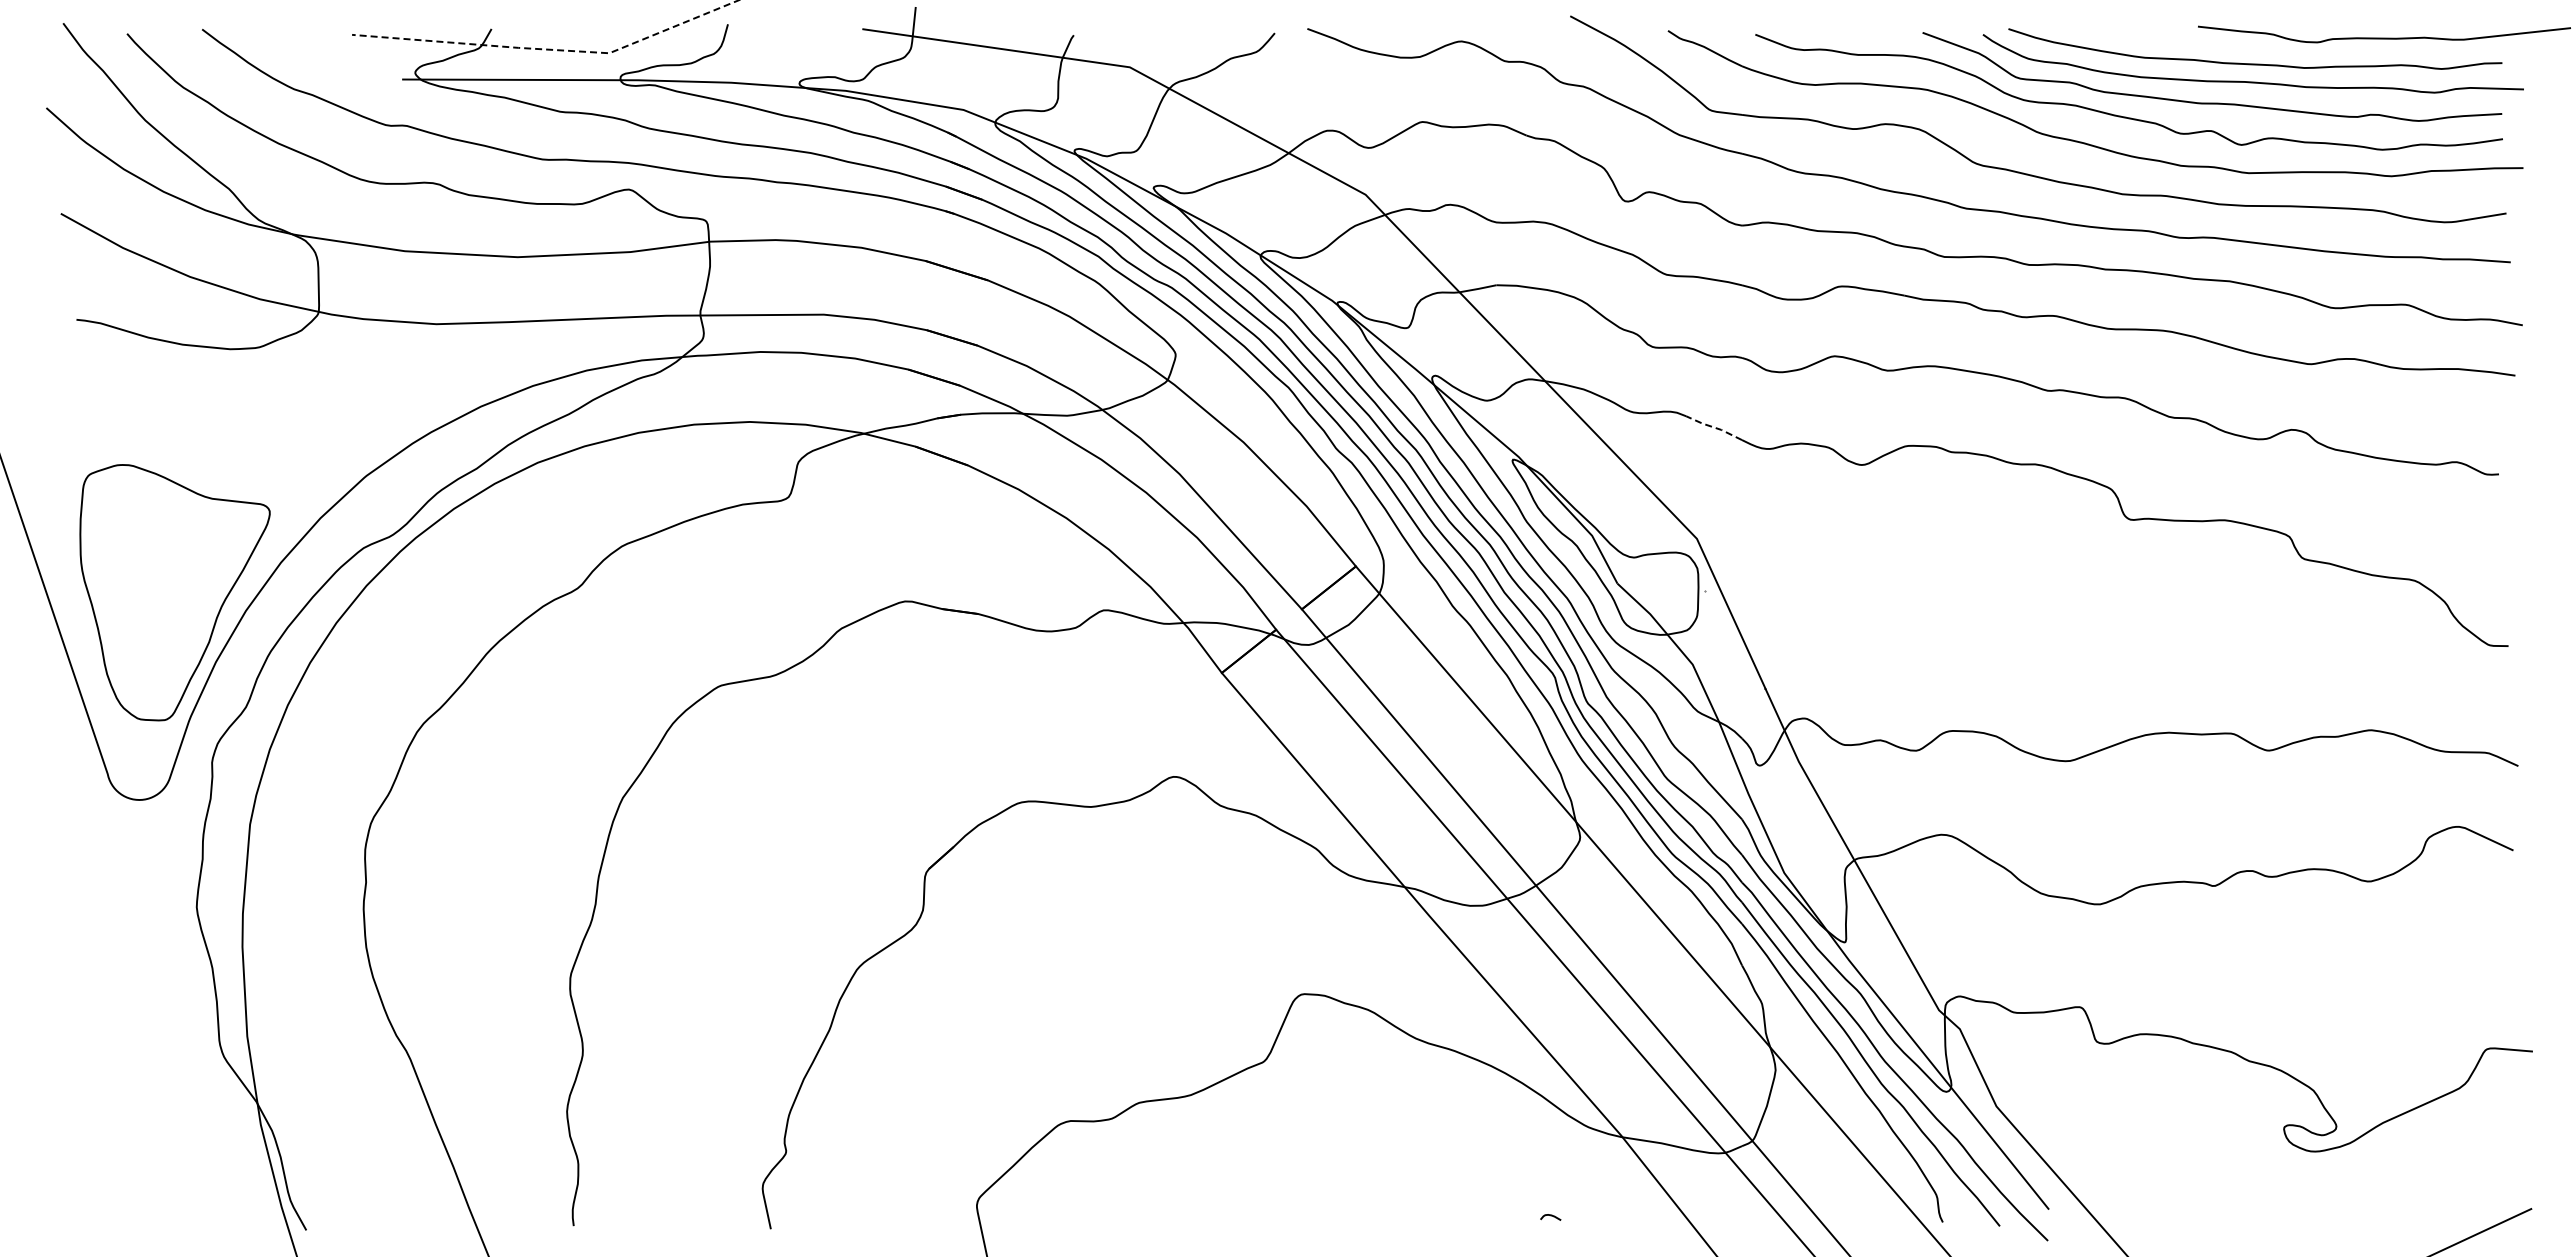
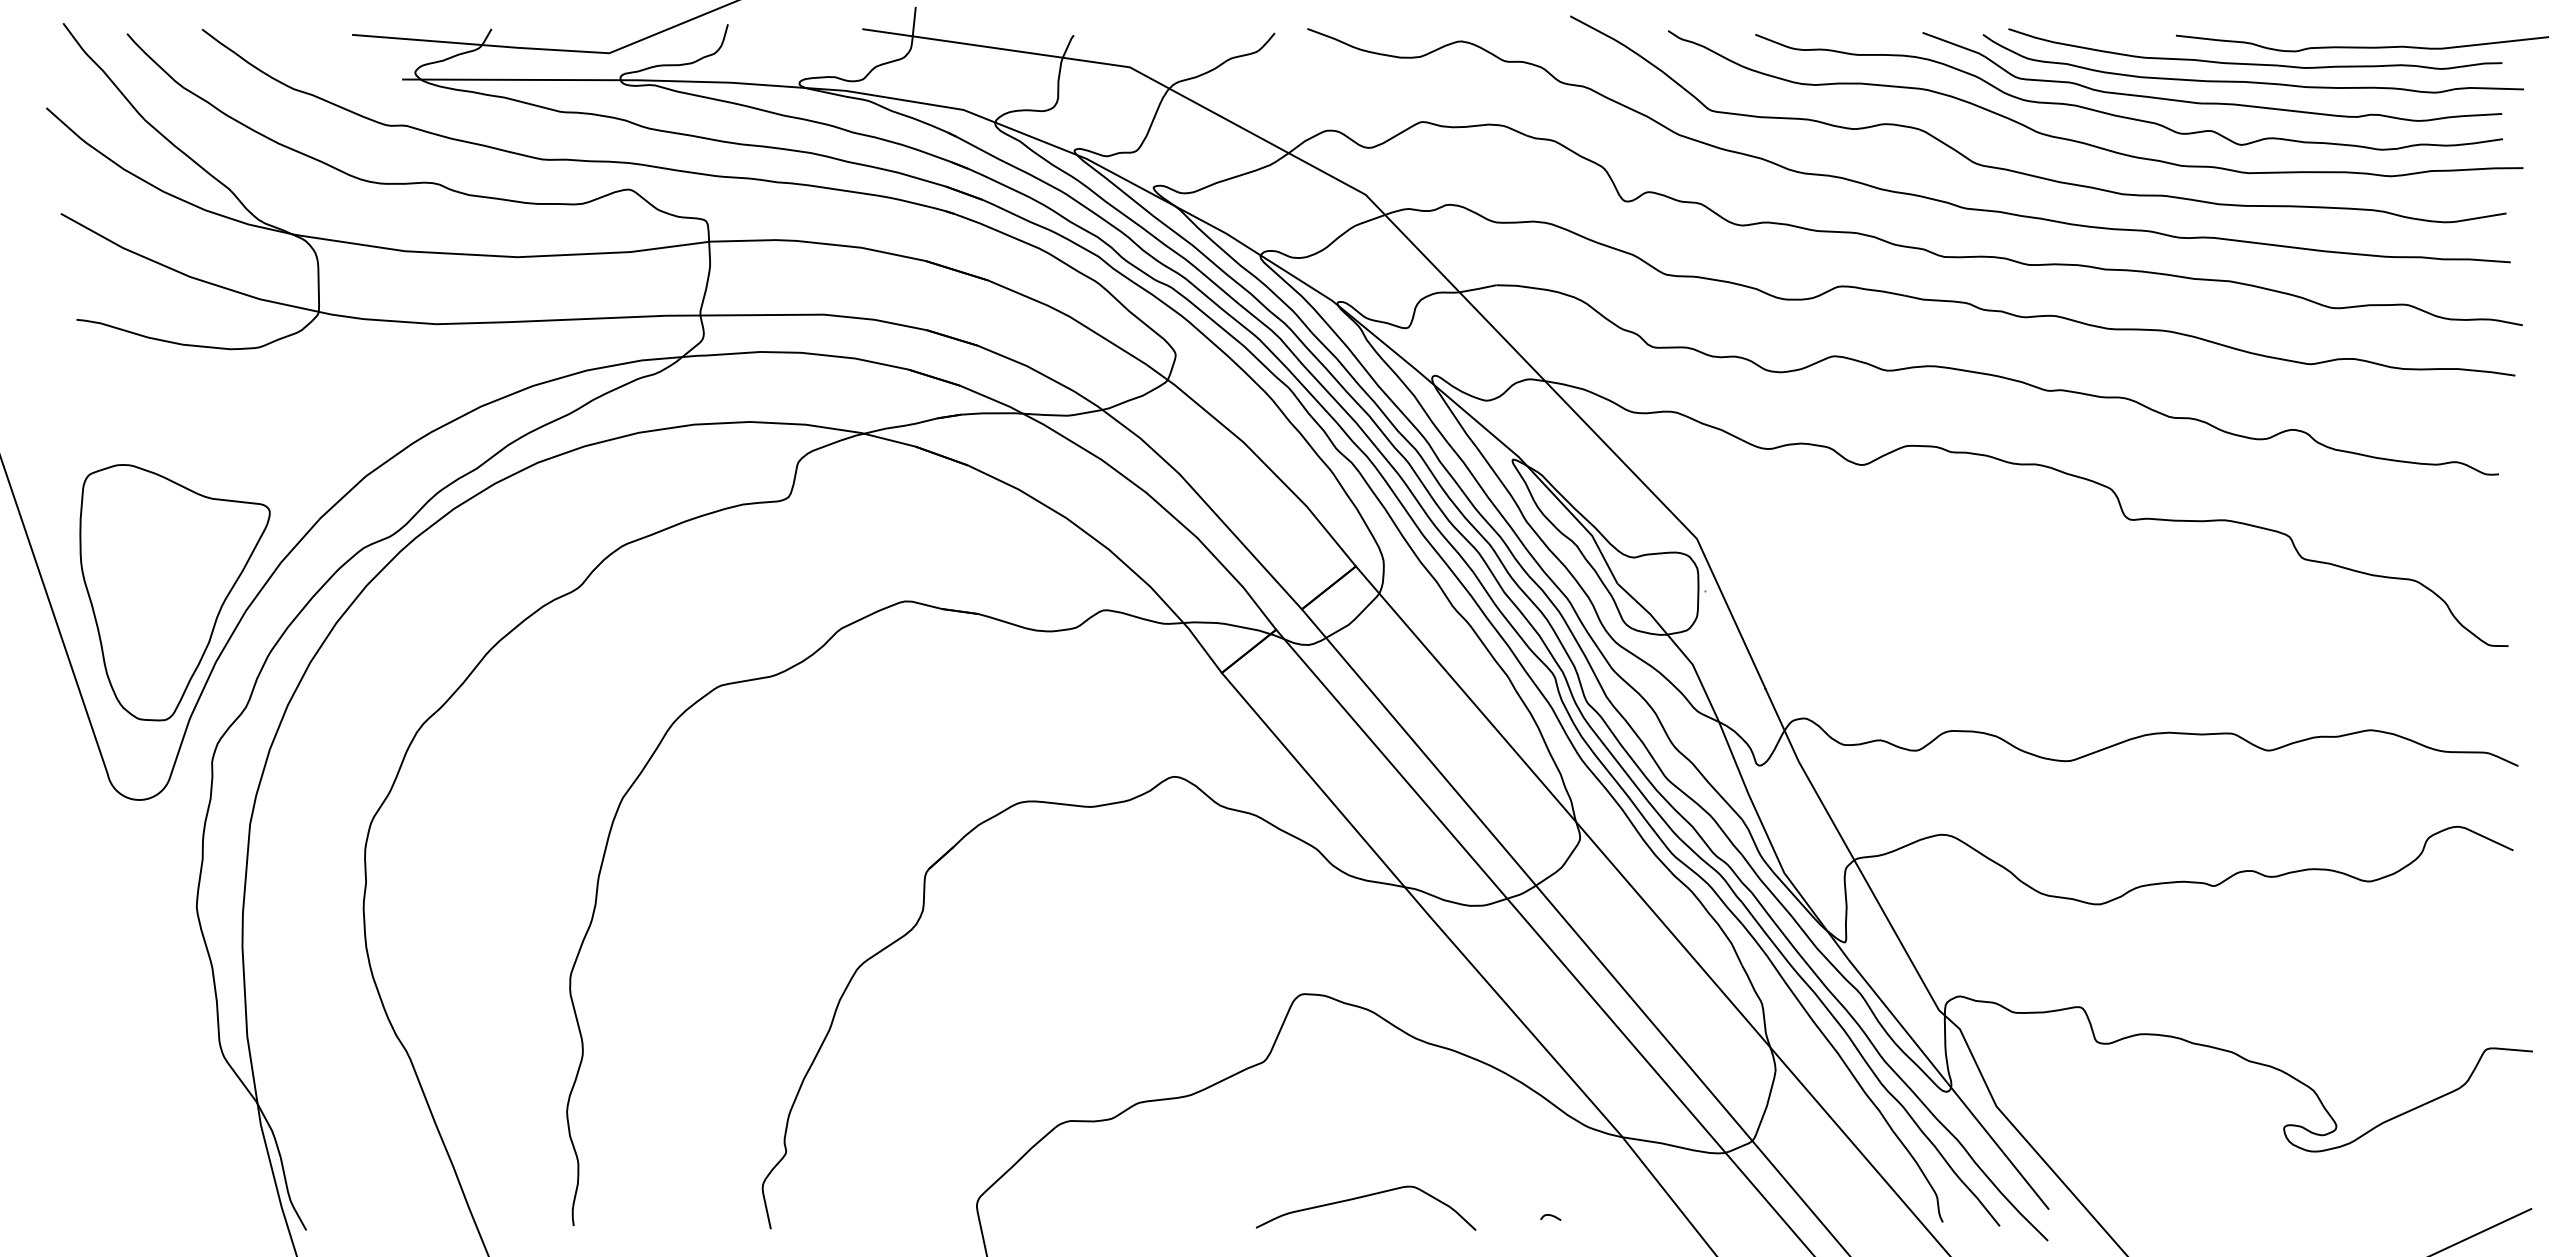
curve position: (2384, 37) -> (2362, 46) (2362, 46)
line: dashed -> solid (550, 49)
line: dashed -> solid (1714, 427)
curve: none -> present (1364, 1197)
